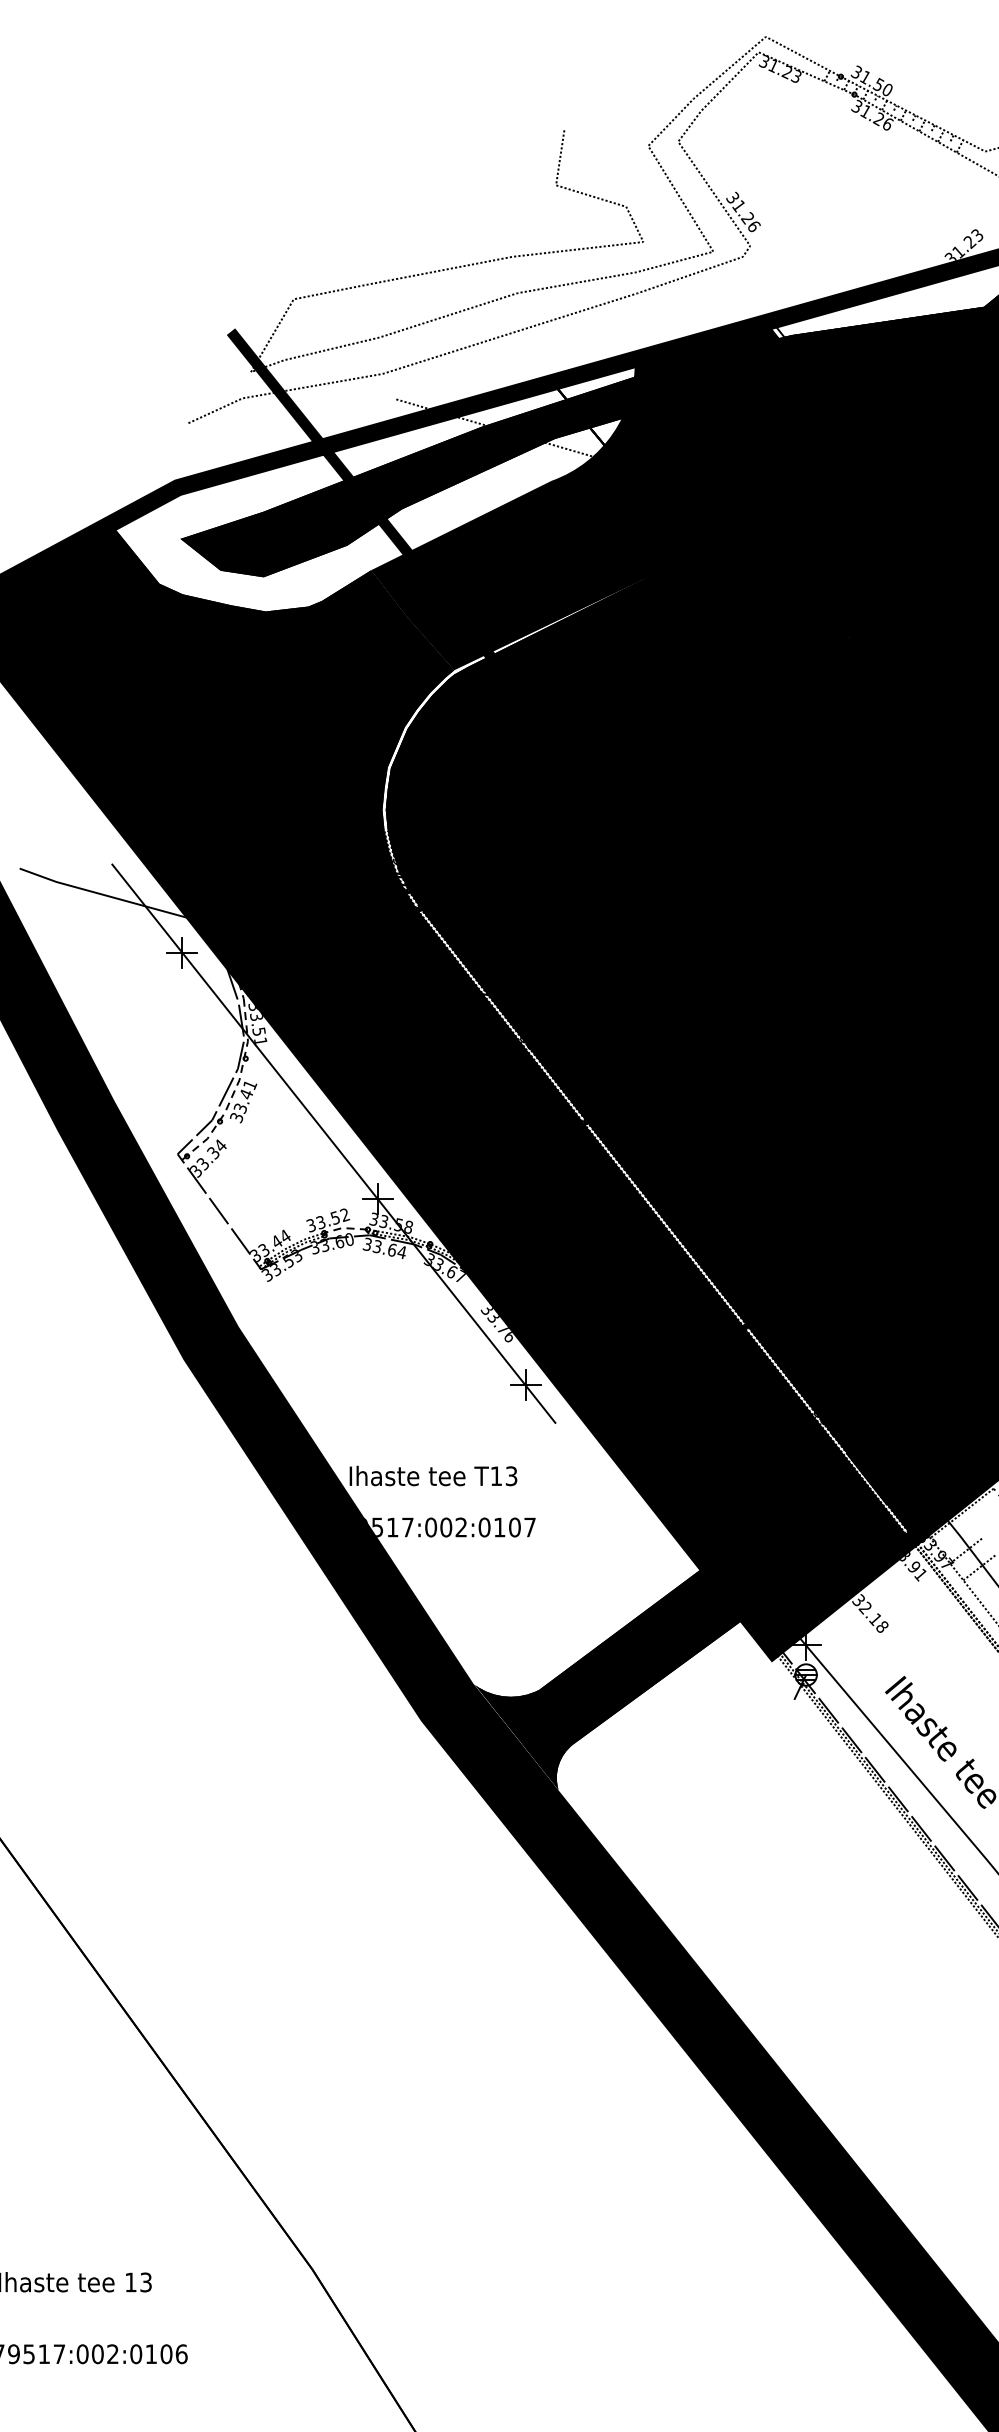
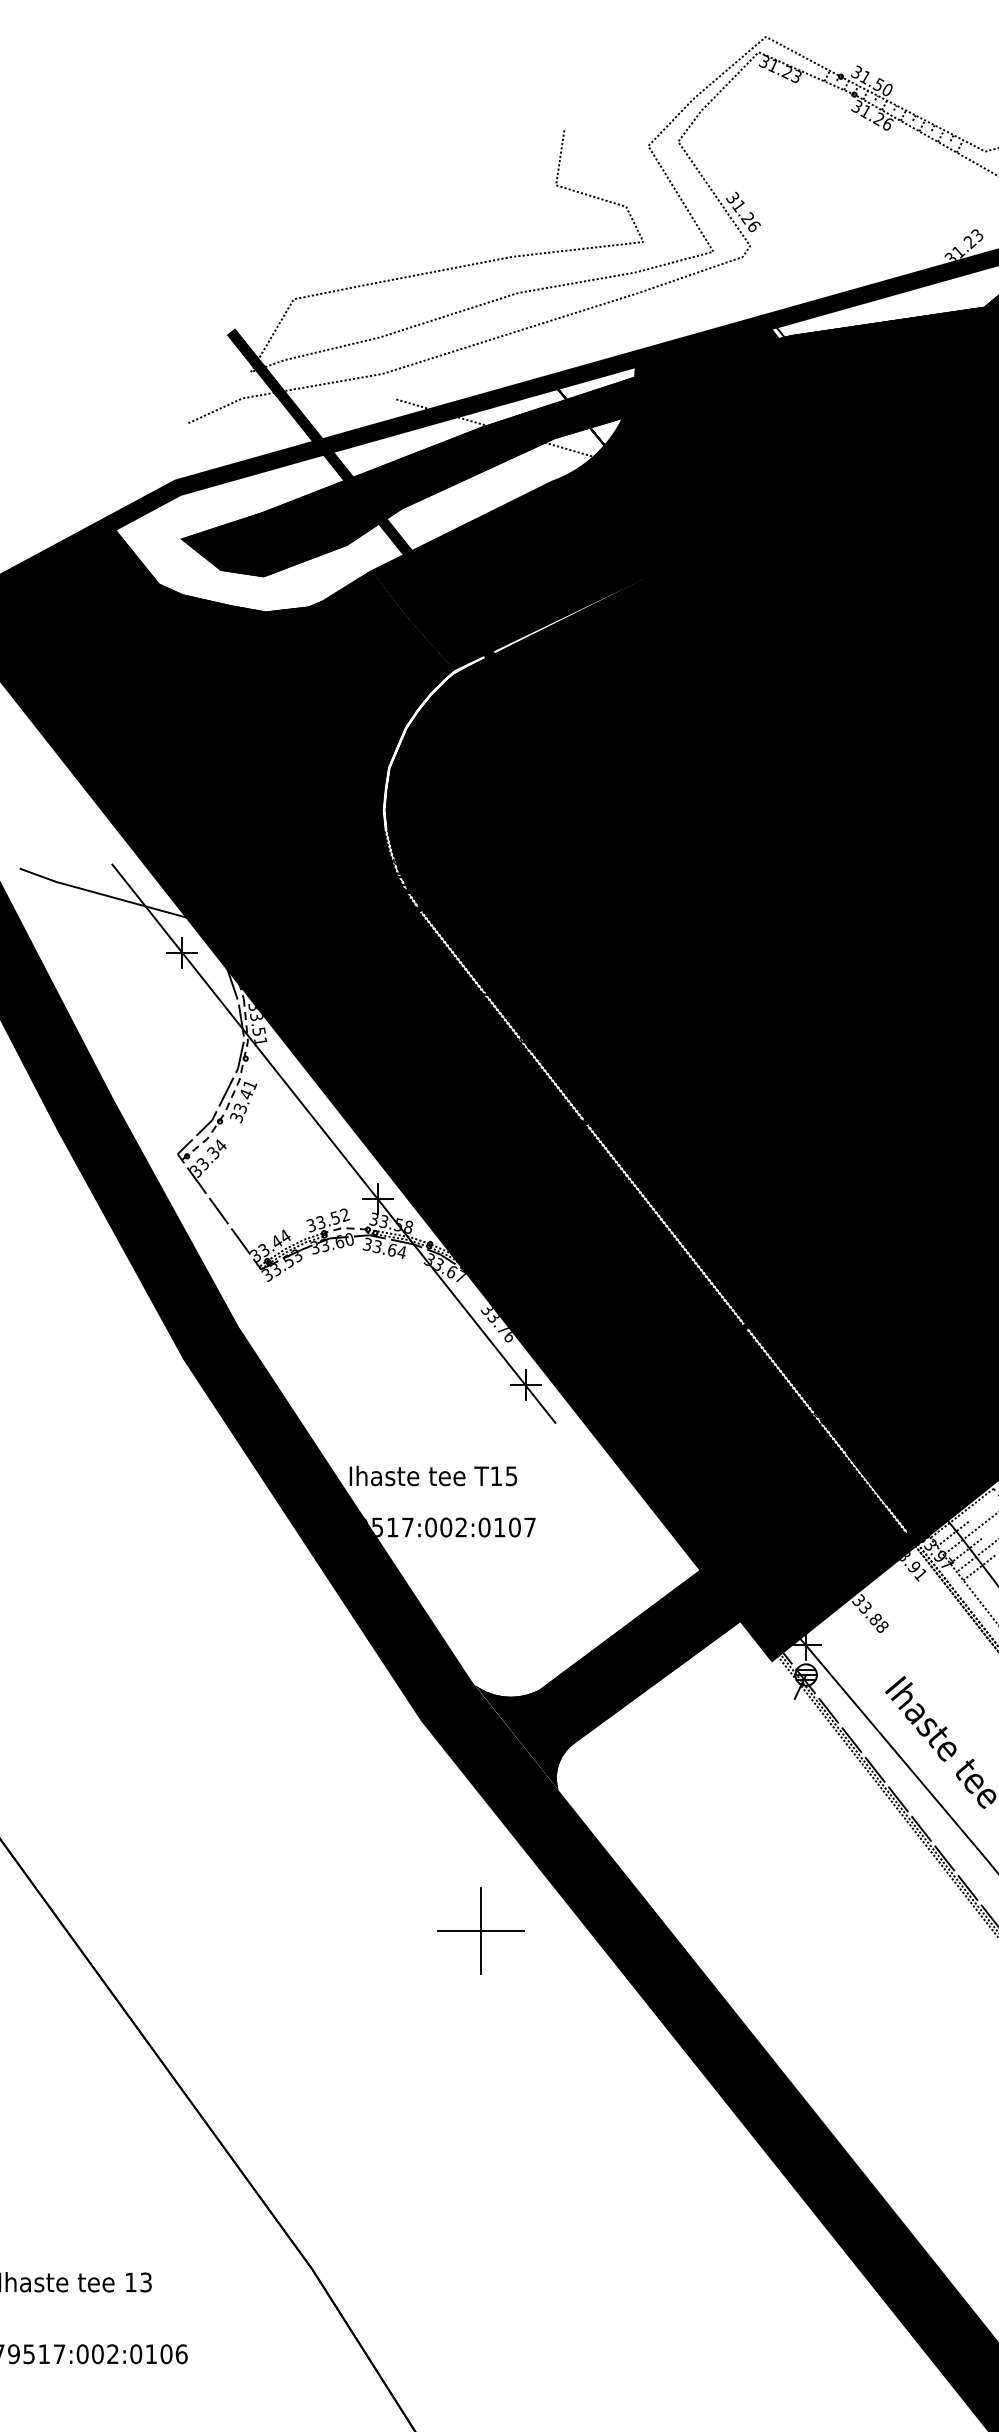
text: T13 -> T15 (511, 1475)
line: none -> present (952, 1533)
line: none -> present (969, 1534)
line: none -> present (975, 1556)
text: 32.18 -> 33.88 (869, 1613)
part: none -> present (480, 1930)
